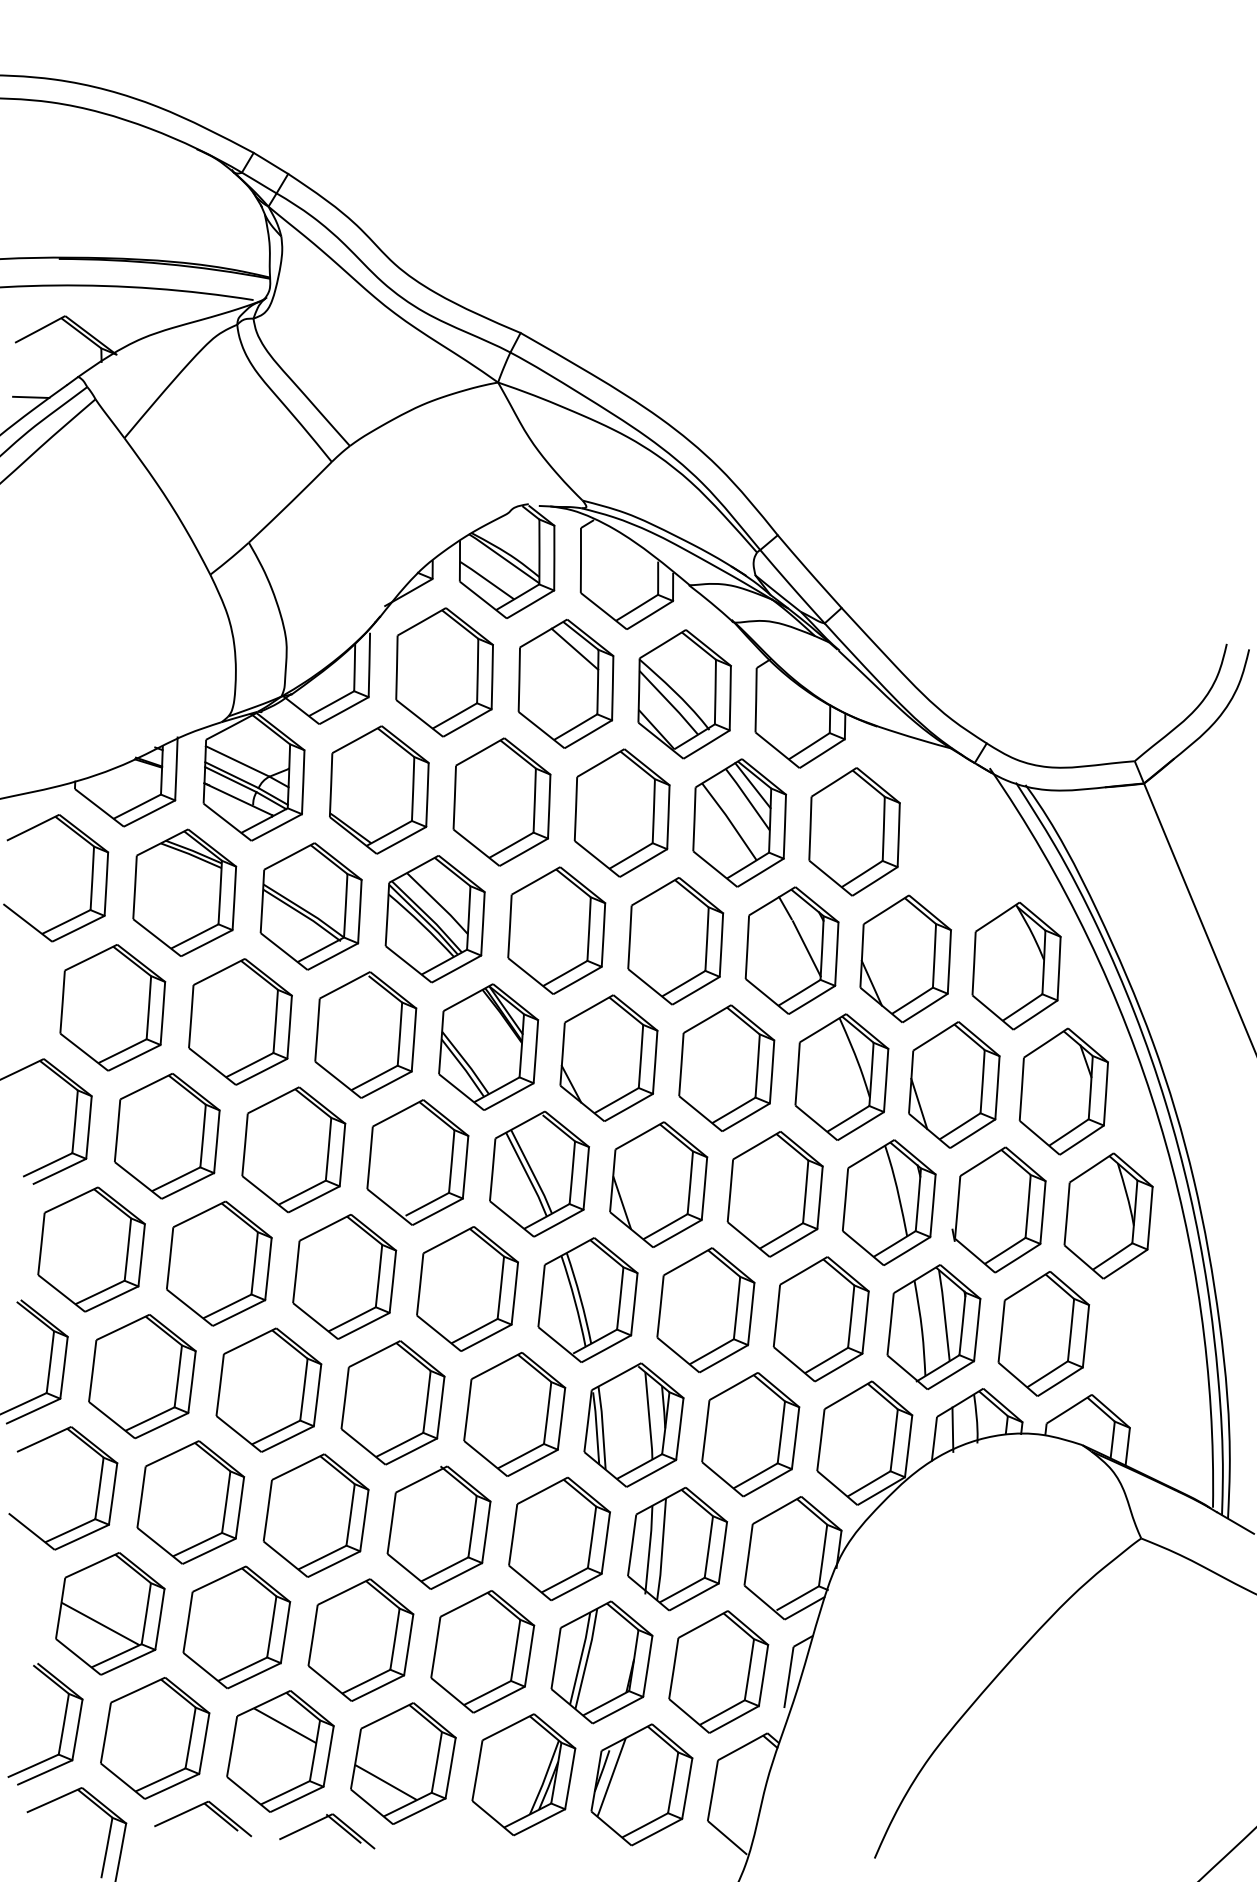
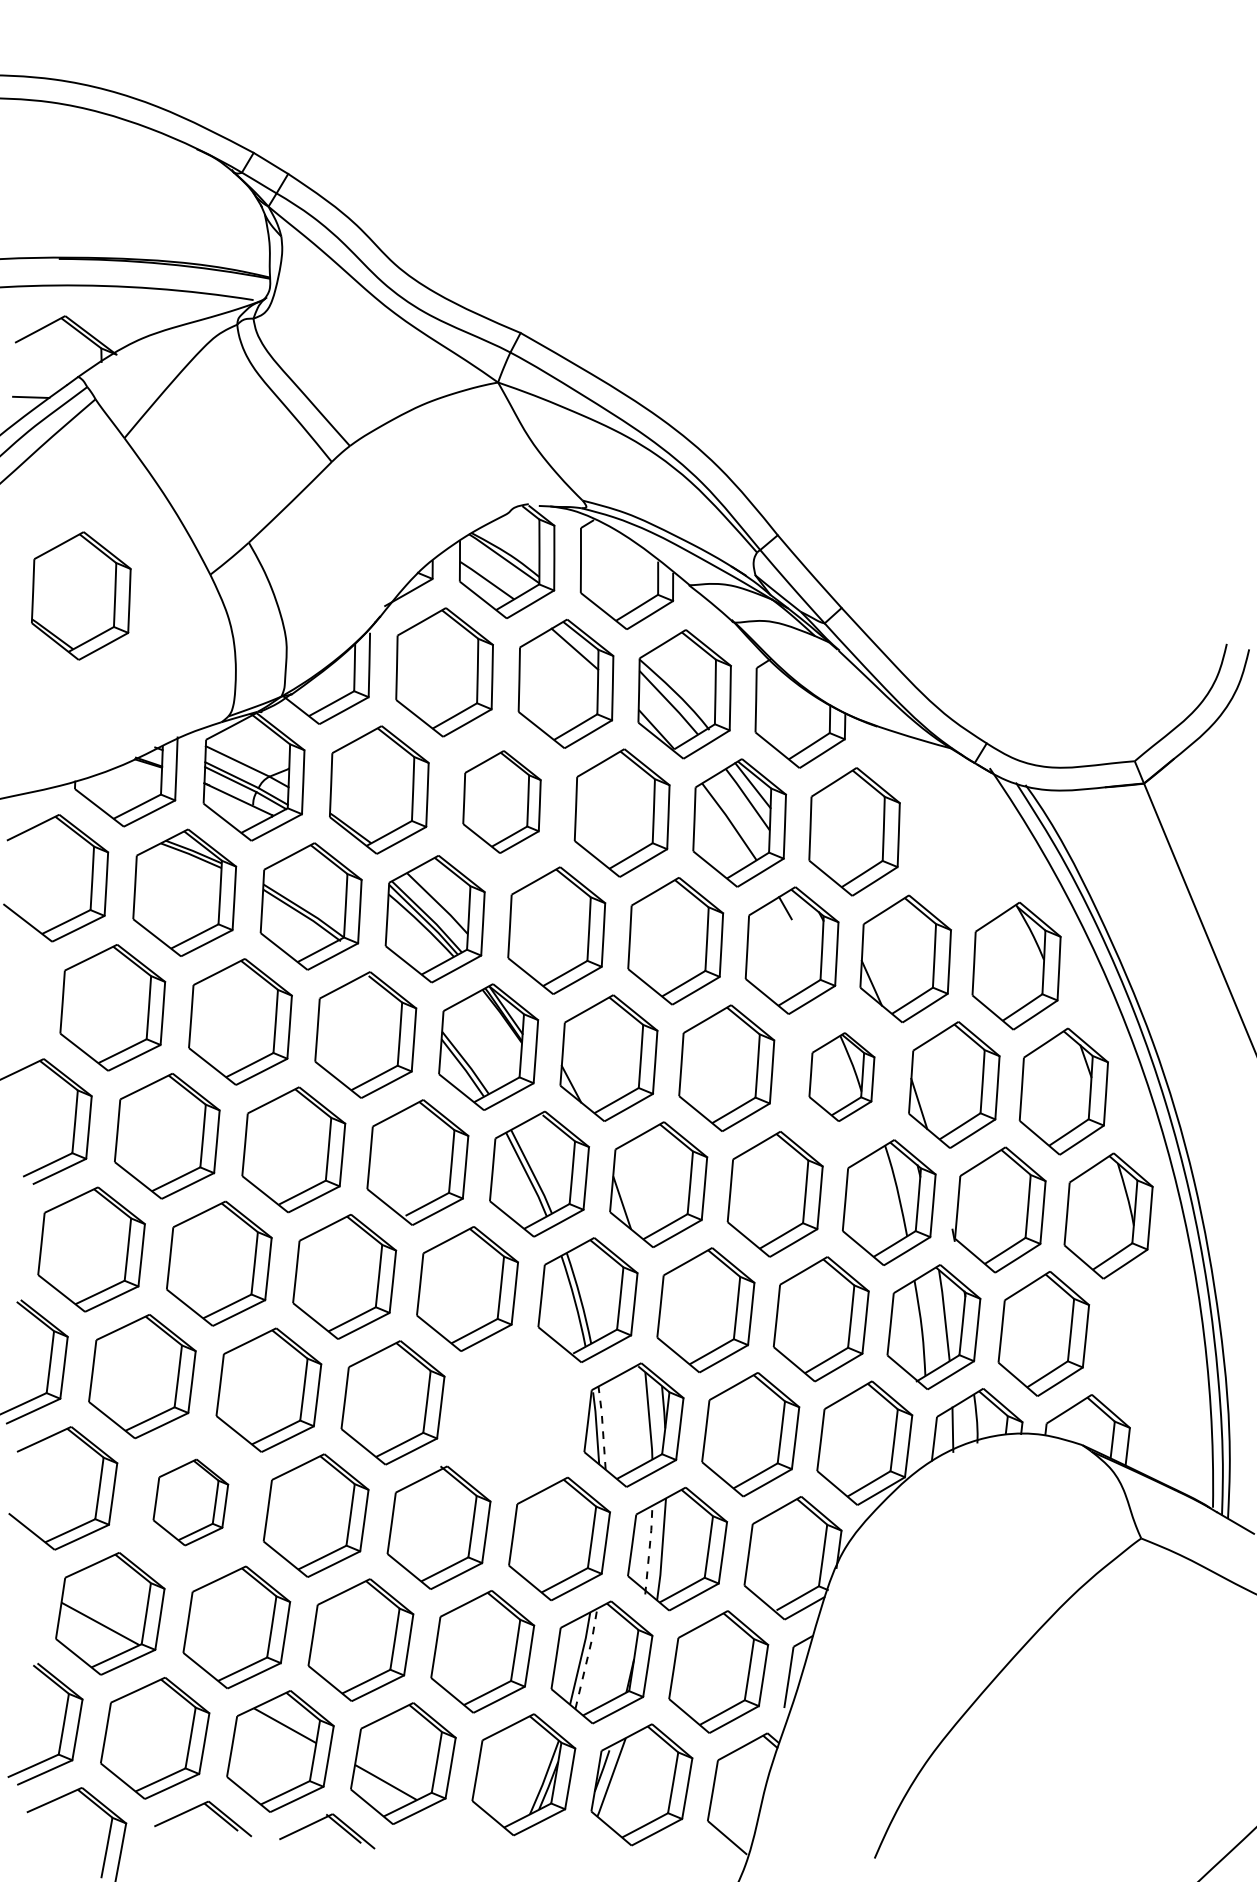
part: none -> present (81, 595)
part size: 100x130 px -> 80x104 px (501, 801)
line: present -> none (806, 948)
part size: 96x128 px -> 68x90 px (841, 1076)
part: present -> none (514, 1414)
line: solid -> dashed (602, 1427)
part size: 110x125 px -> 78x89 px (190, 1502)
line: solid -> dashed (649, 1549)
line: solid -> dashed (587, 1657)
